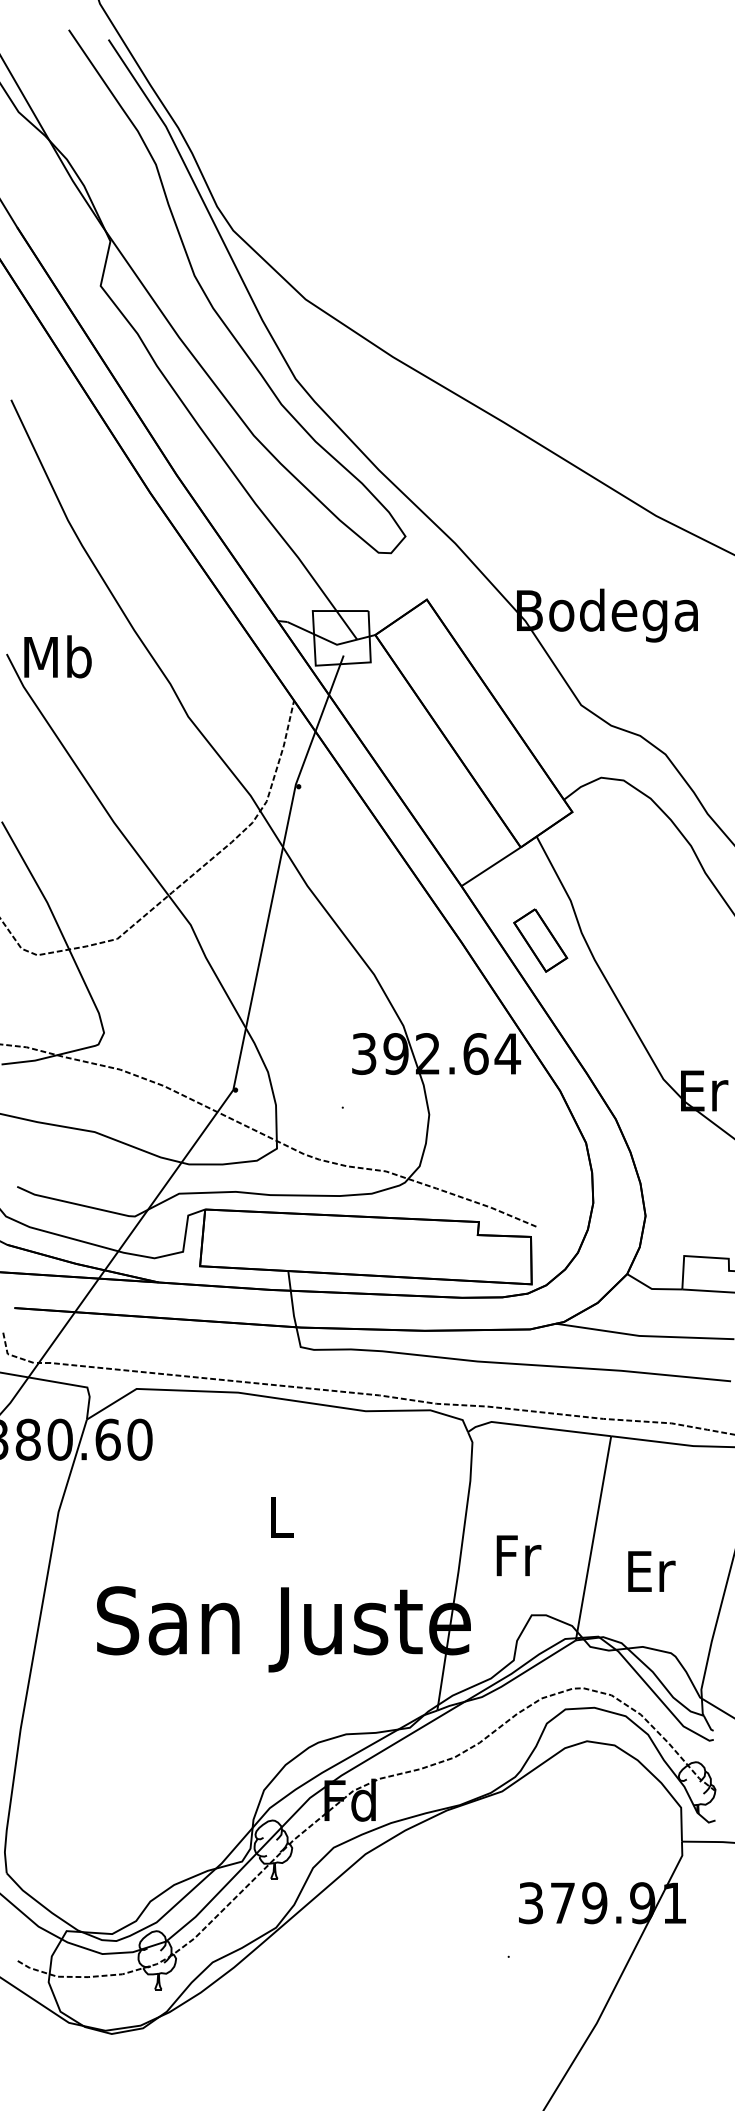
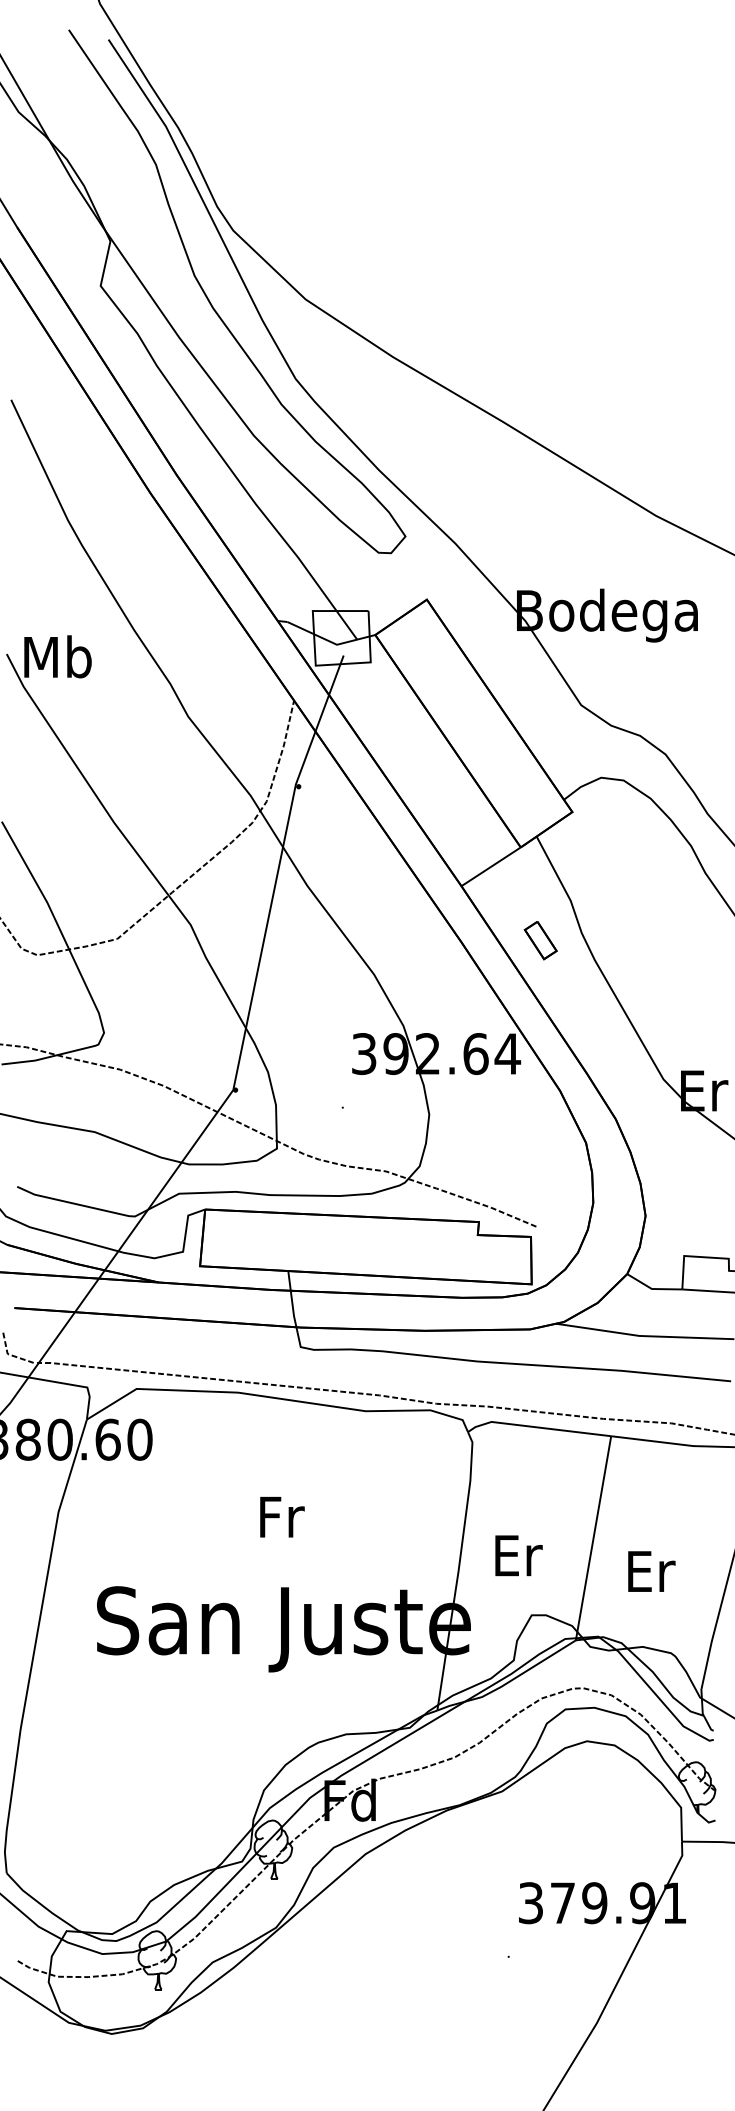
part size: 56x65 px -> 35x40 px (540, 940)
text: L -> Fr (282, 1516)
text: Fr -> Er (518, 1555)
